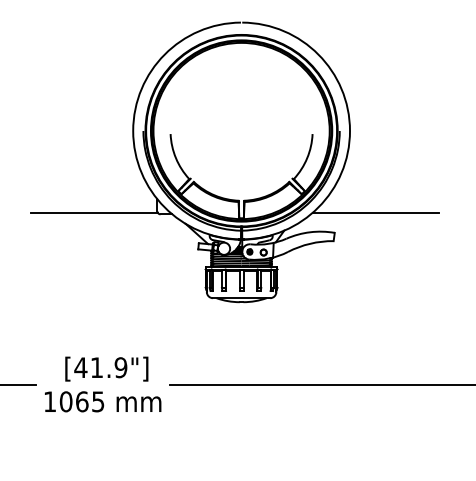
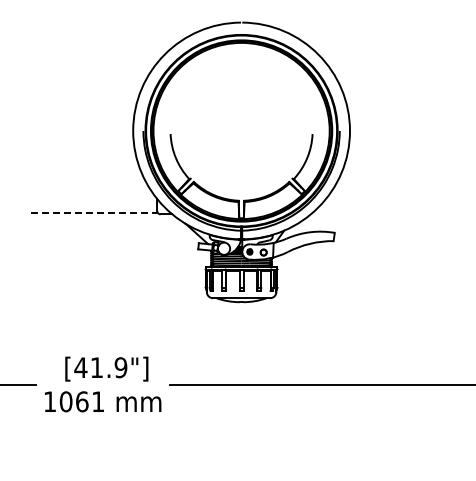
line: solid -> dashed (95, 212)
line: present -> none (375, 212)
text: 1065 -> 1061 (98, 401)
